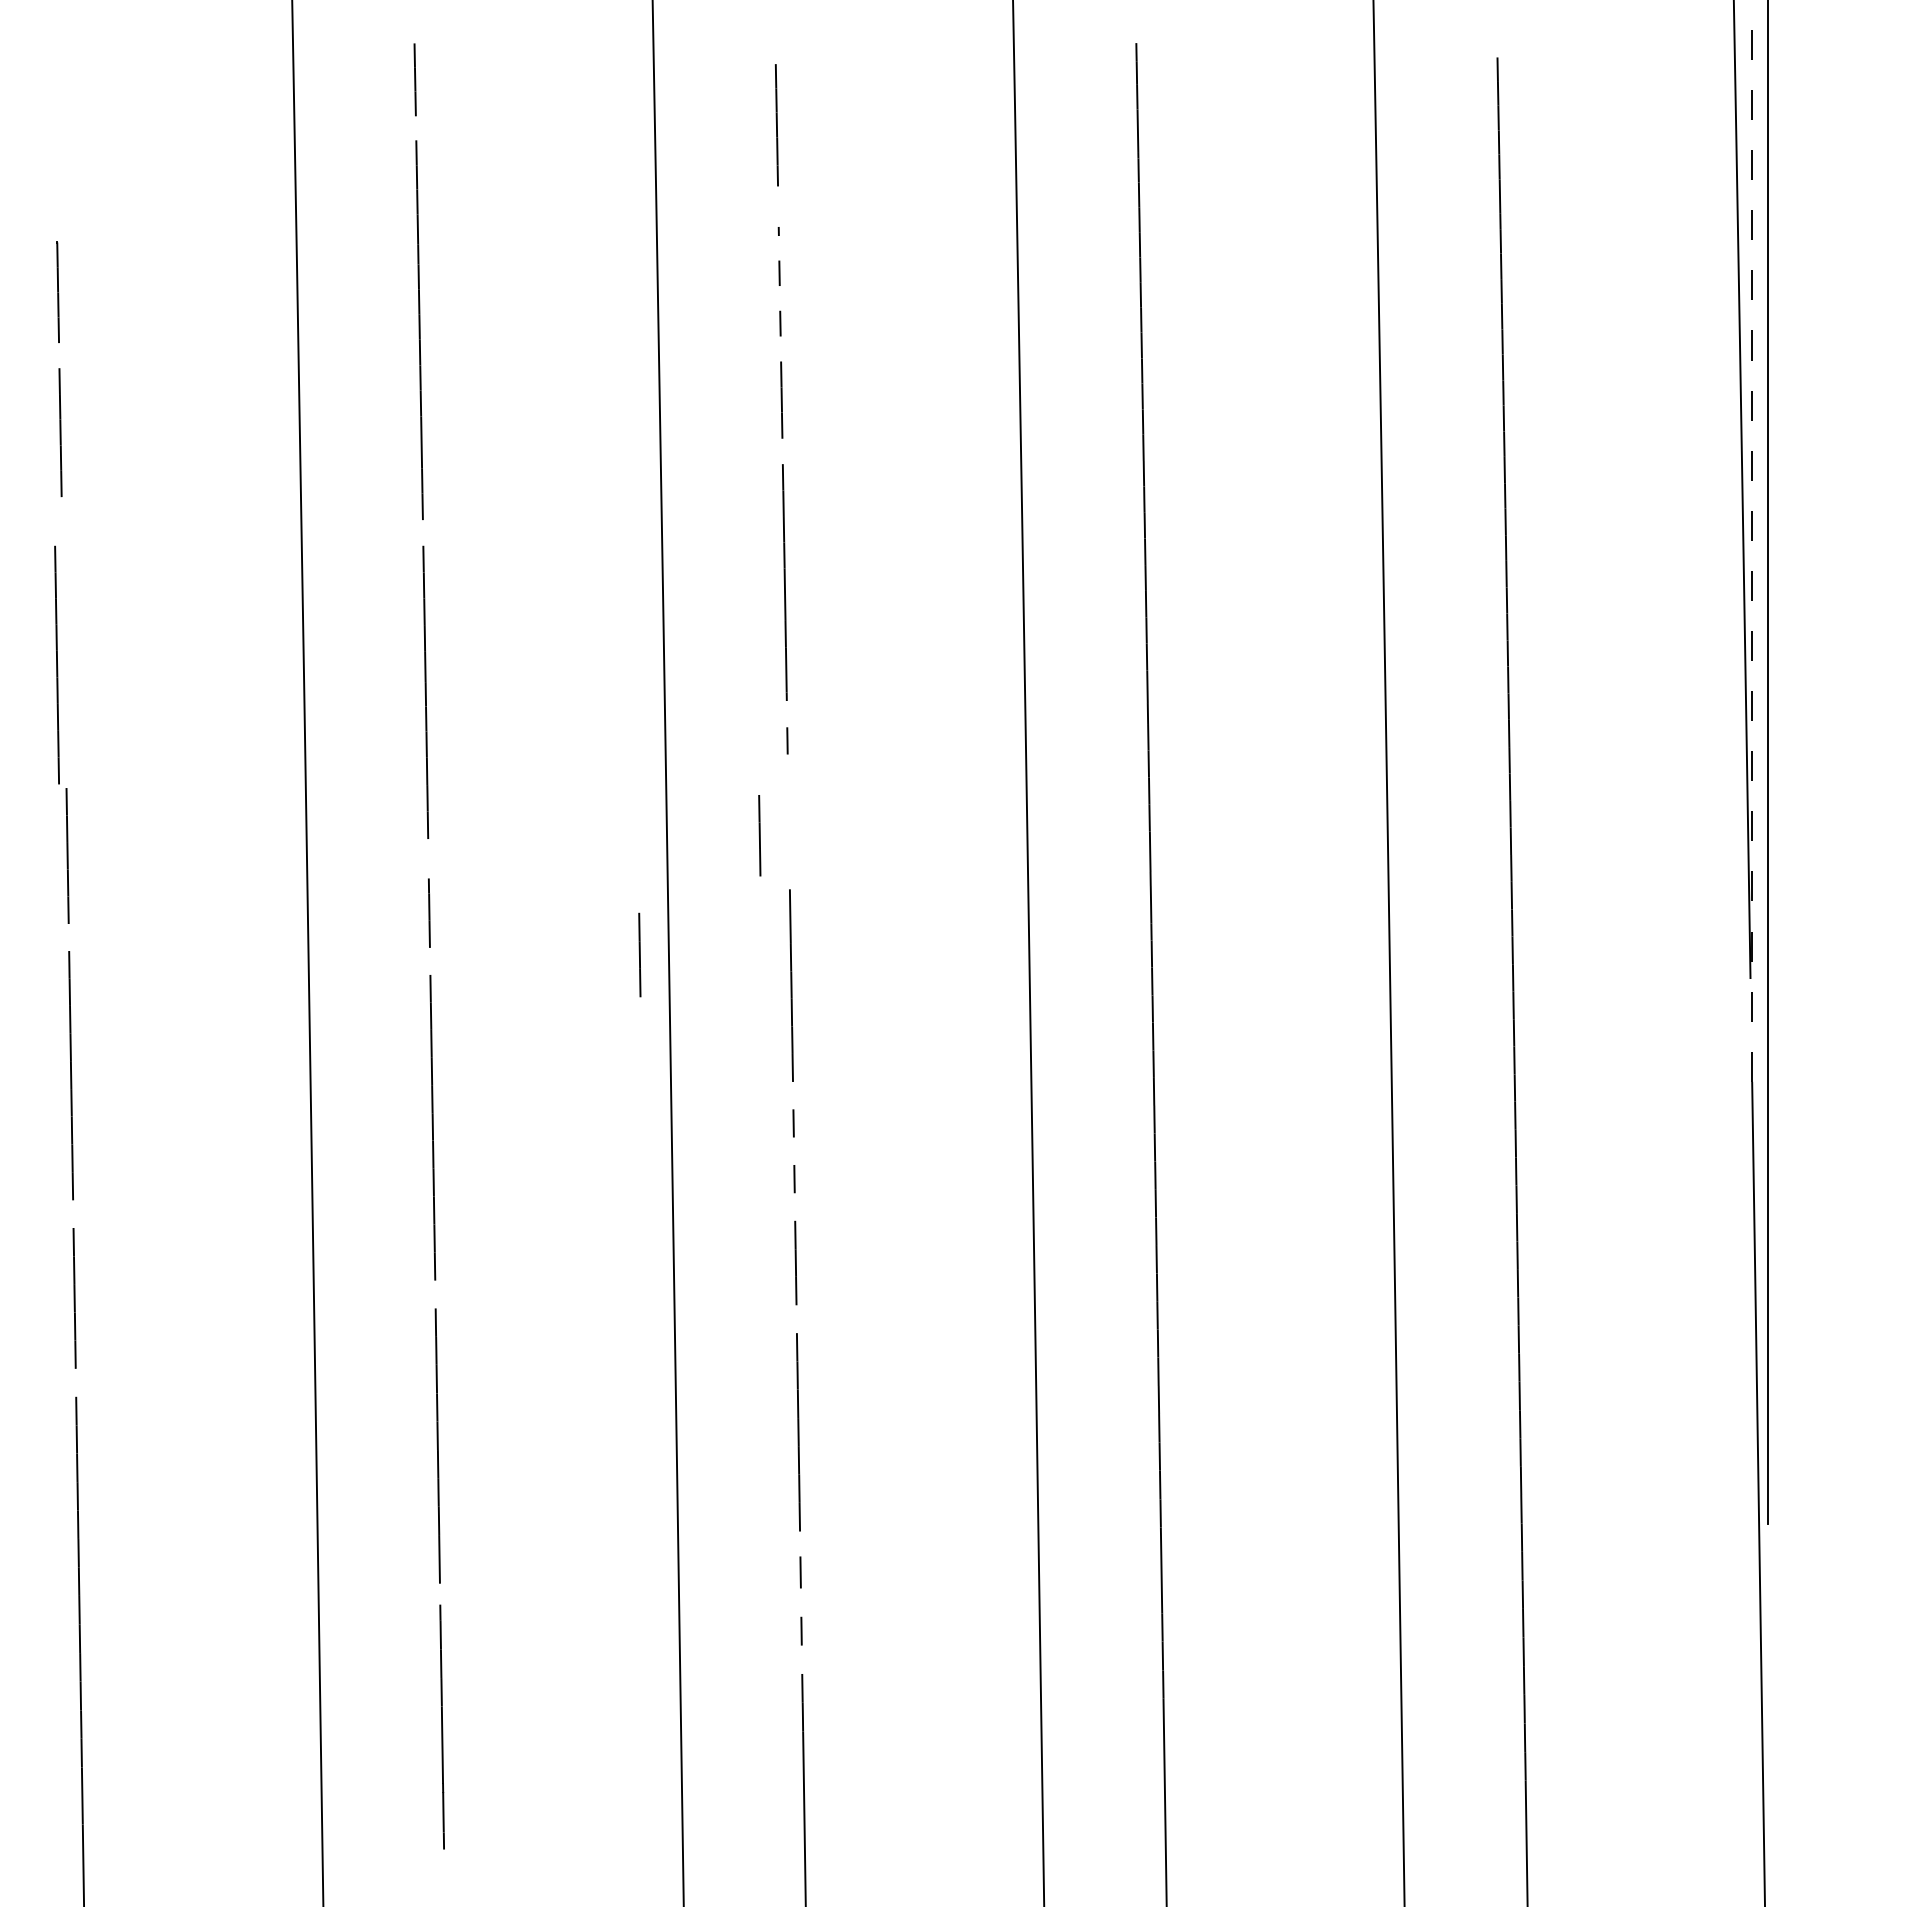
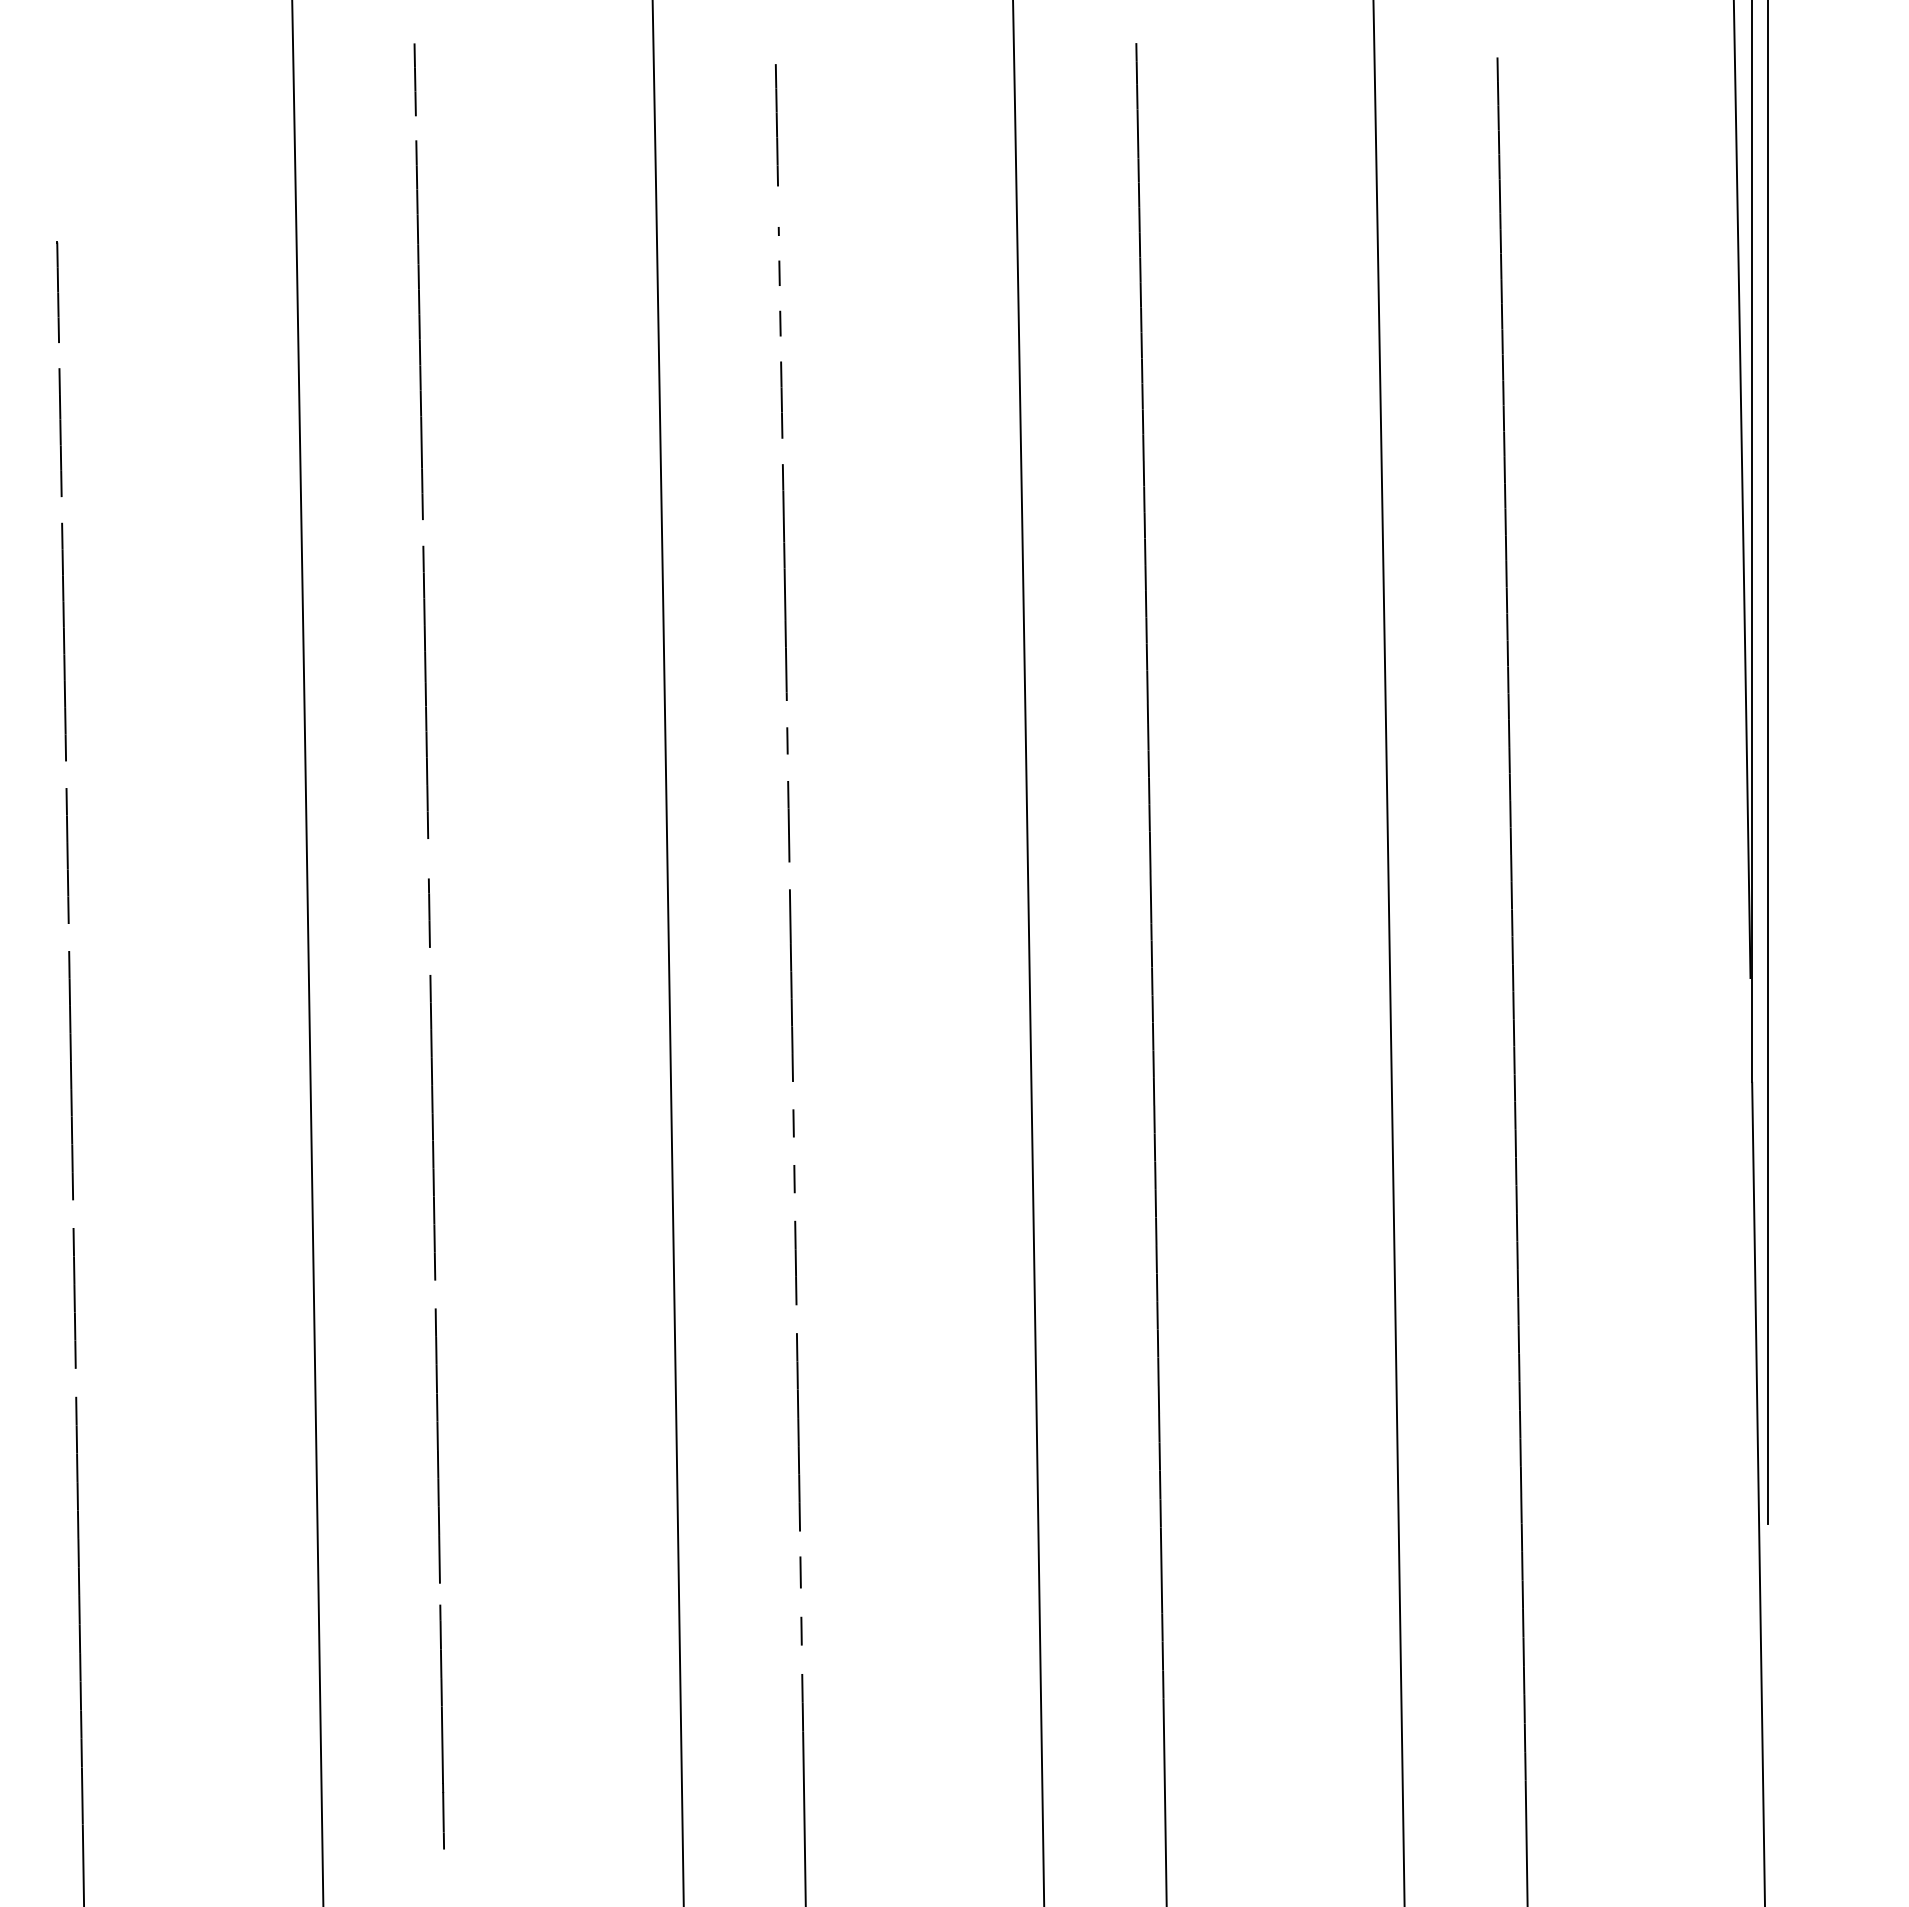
line: dashed -> solid (1751, 540)
line position: (56, 664) -> (63, 641) (63, 641)
line position: (759, 835) -> (788, 821) (788, 821)
line: present -> none (639, 954)
